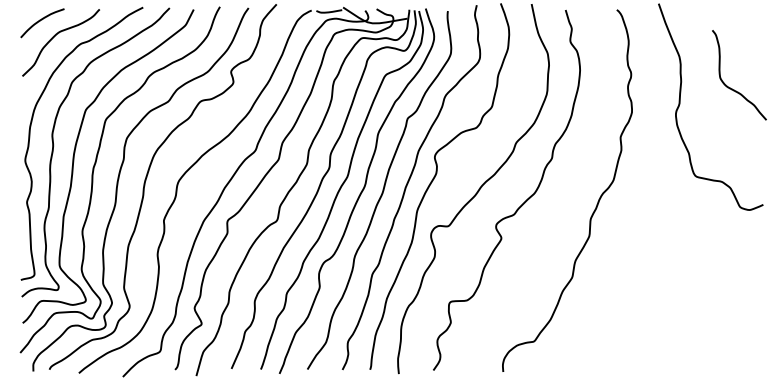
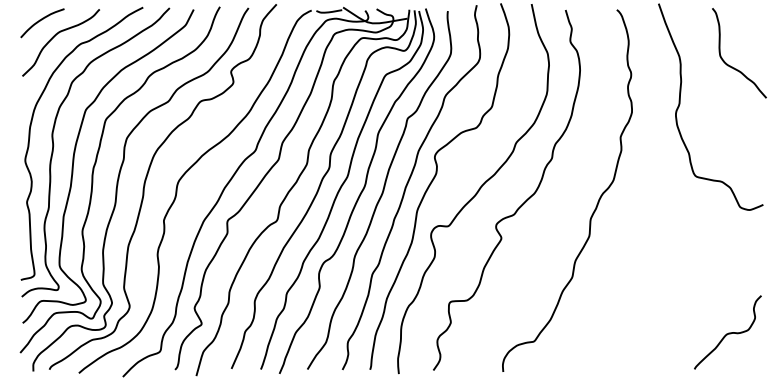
curve position: (732, 88) -> (732, 66) (732, 66)
curve: none -> present (728, 332)
